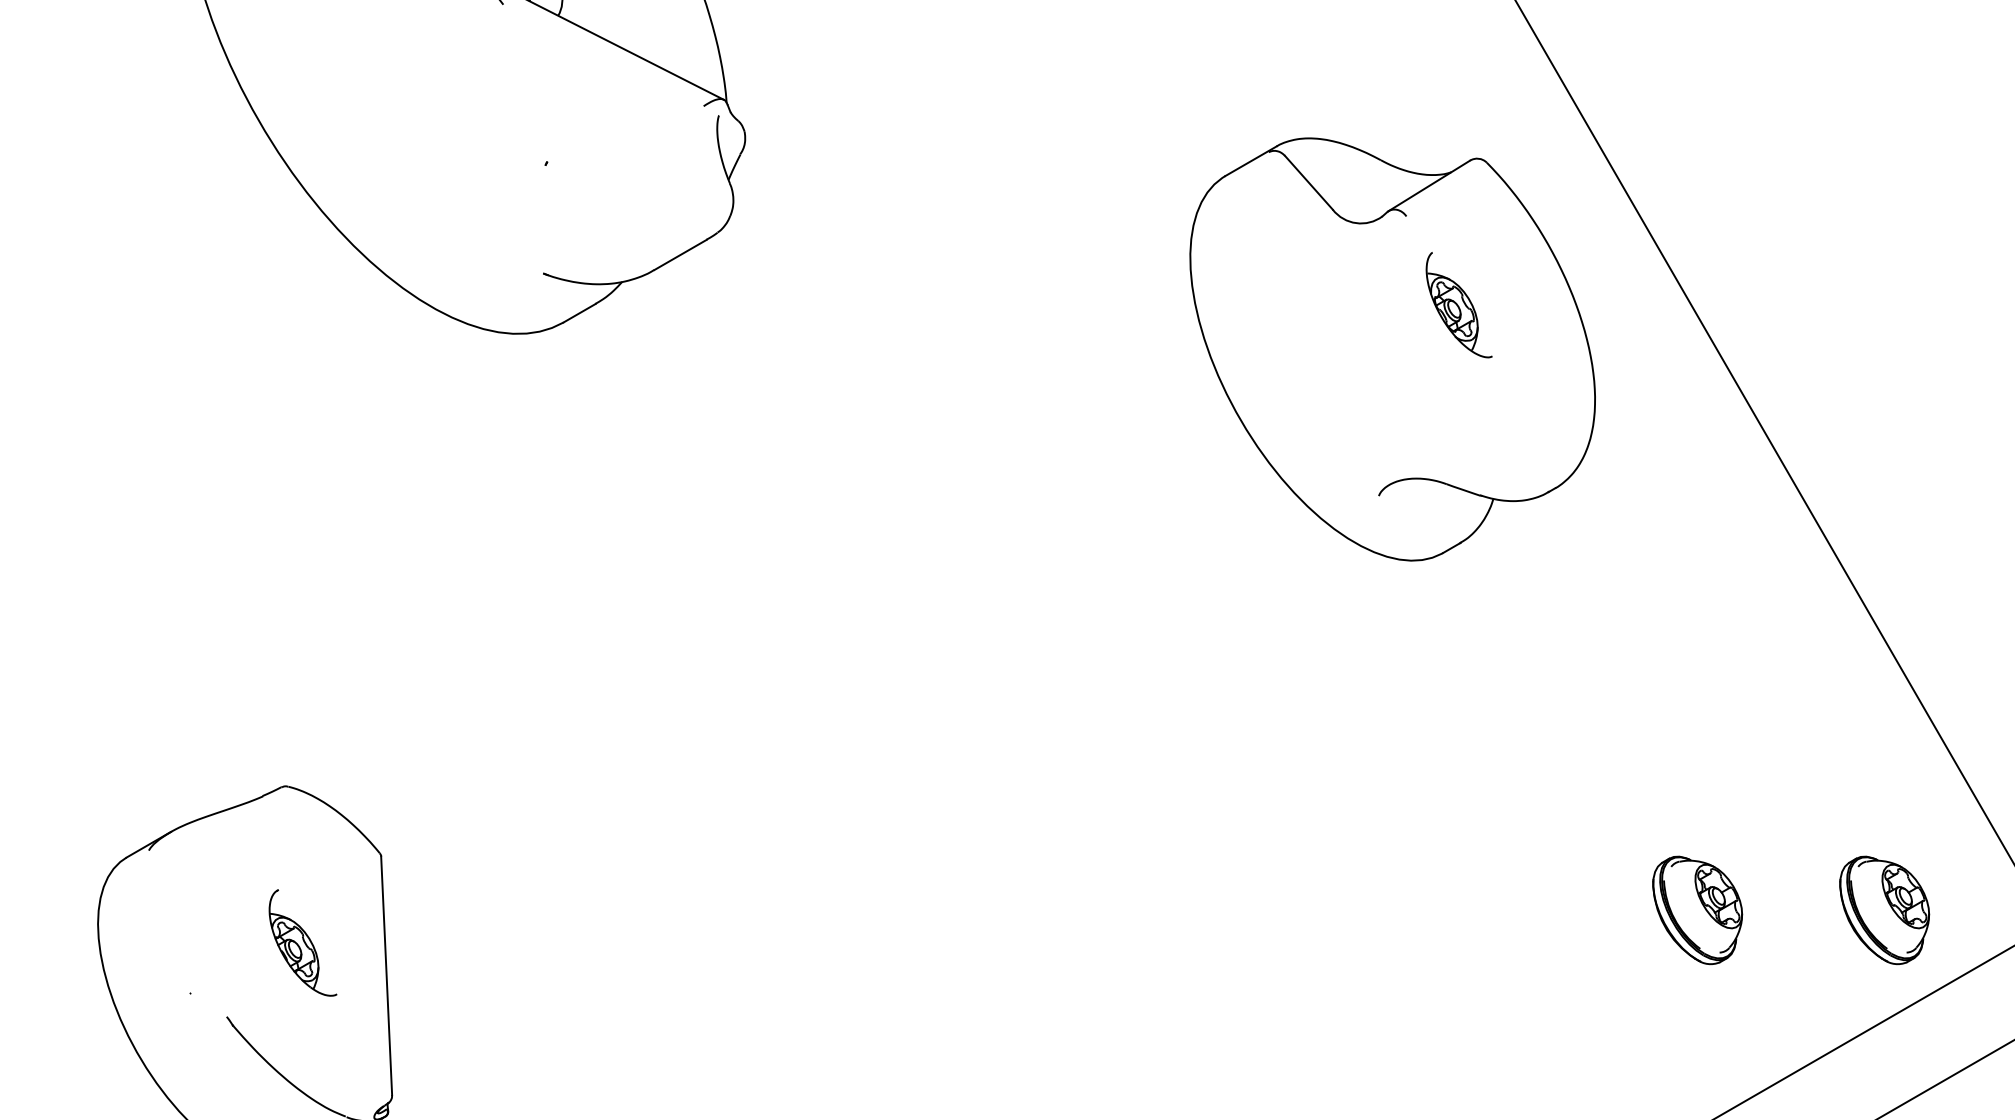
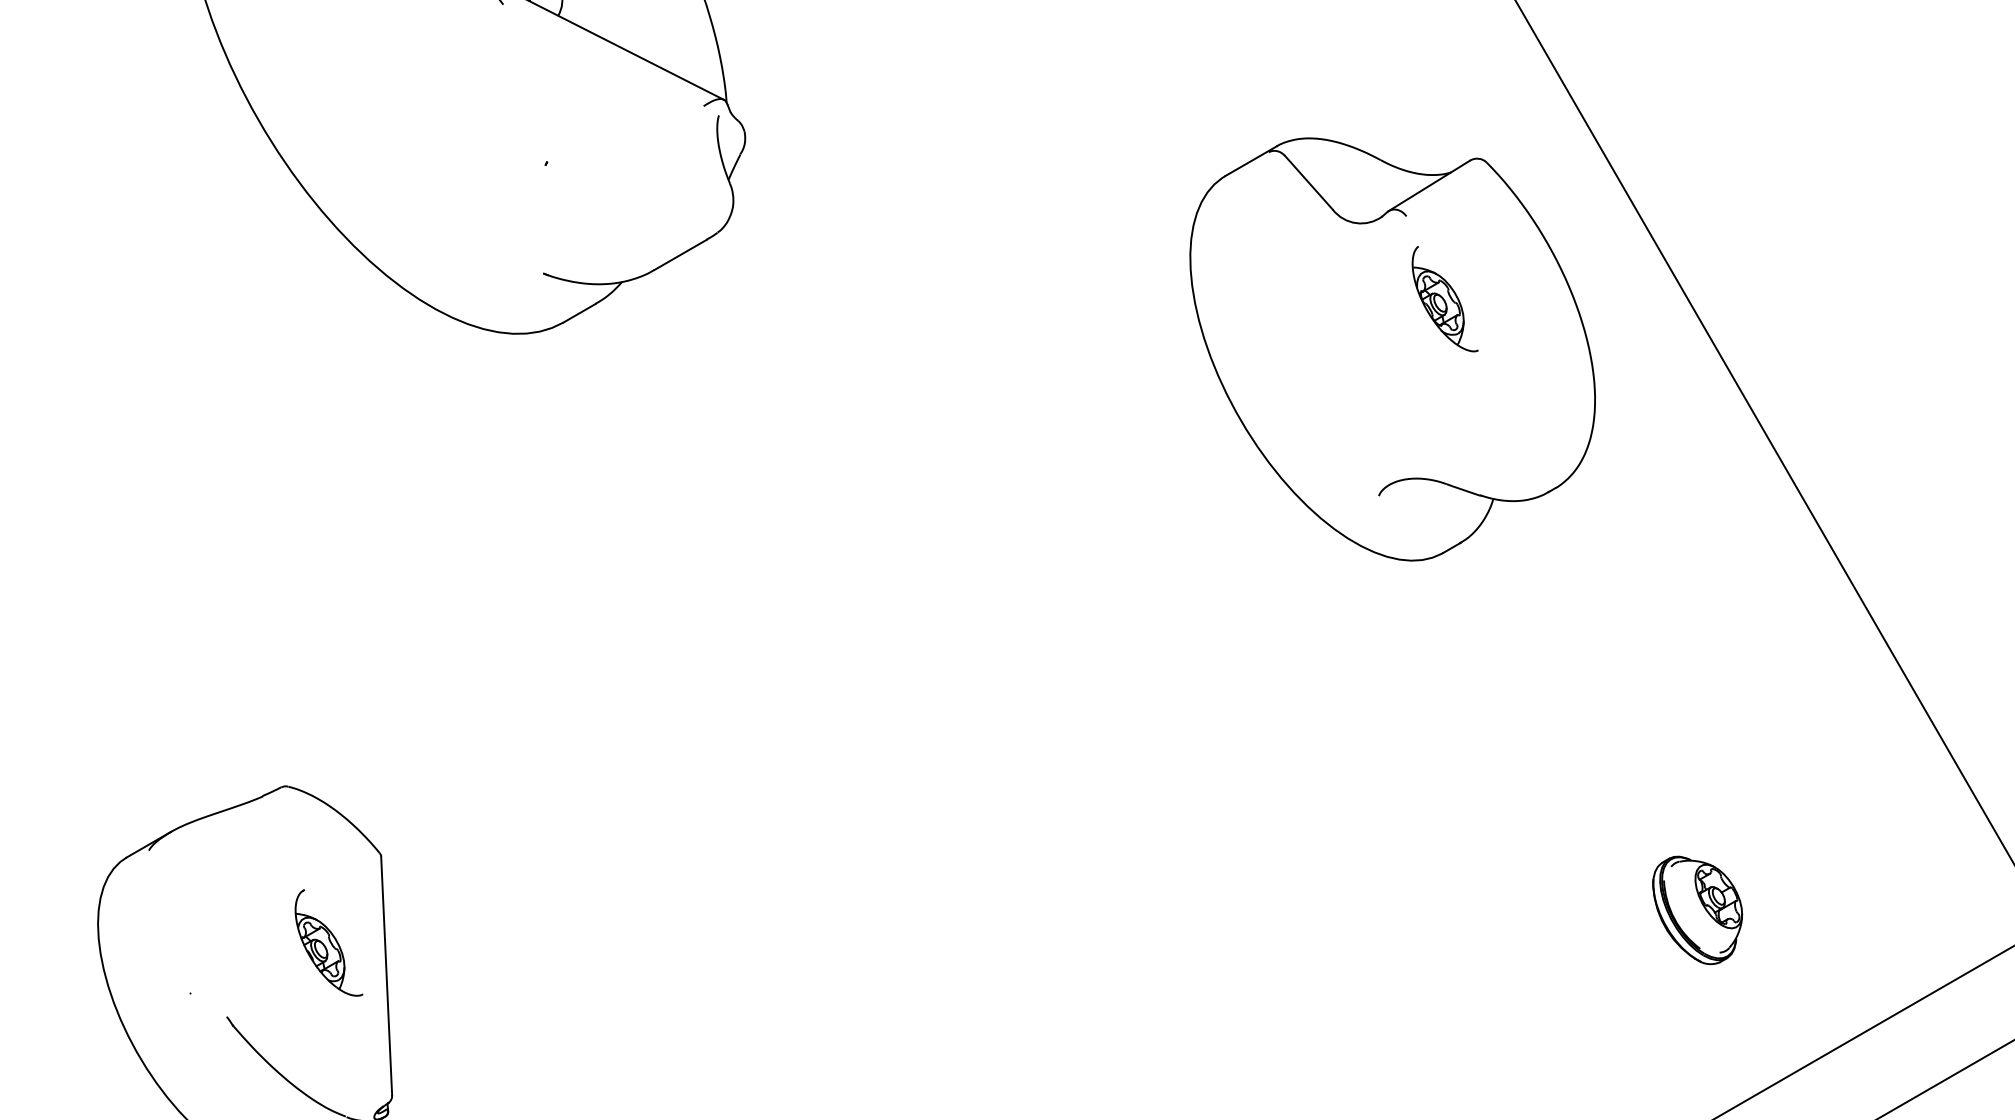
part position: (1458, 305) -> (1444, 299) (1444, 299)
part: present -> none (1884, 910)
part position: (302, 942) -> (328, 942) (328, 942)
